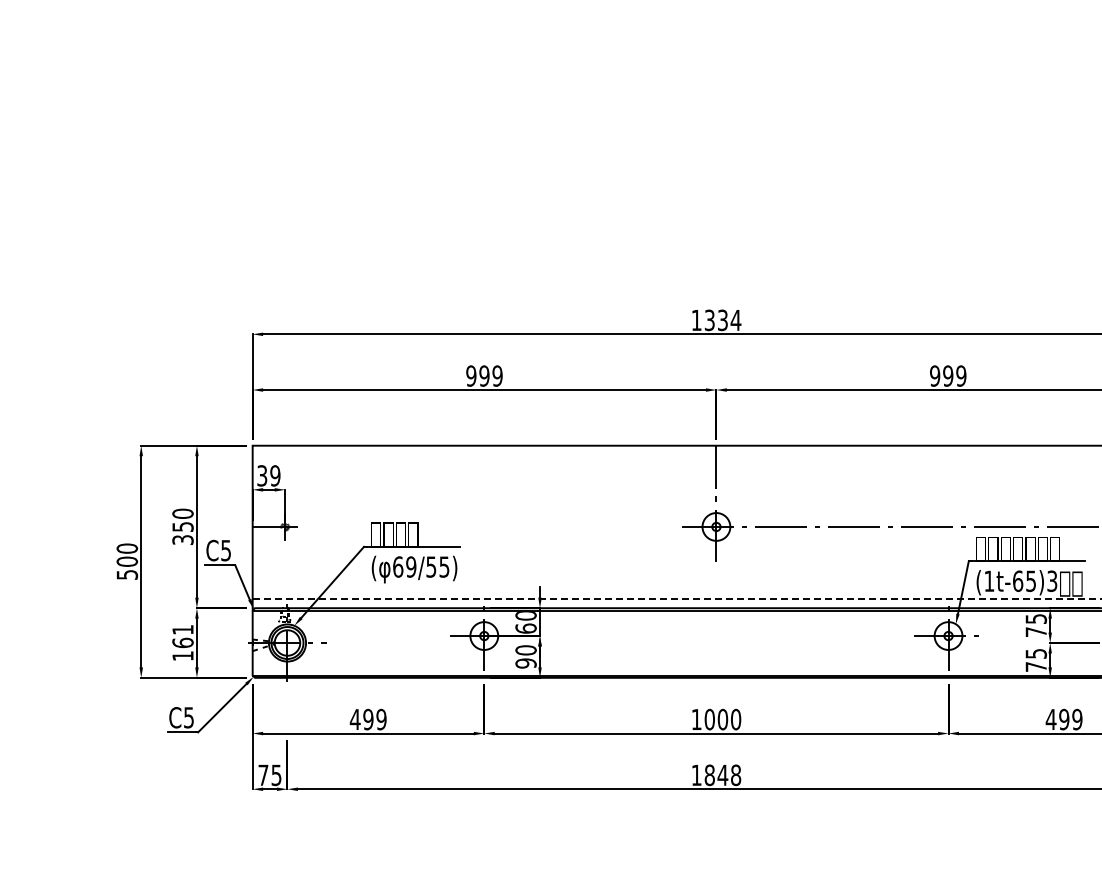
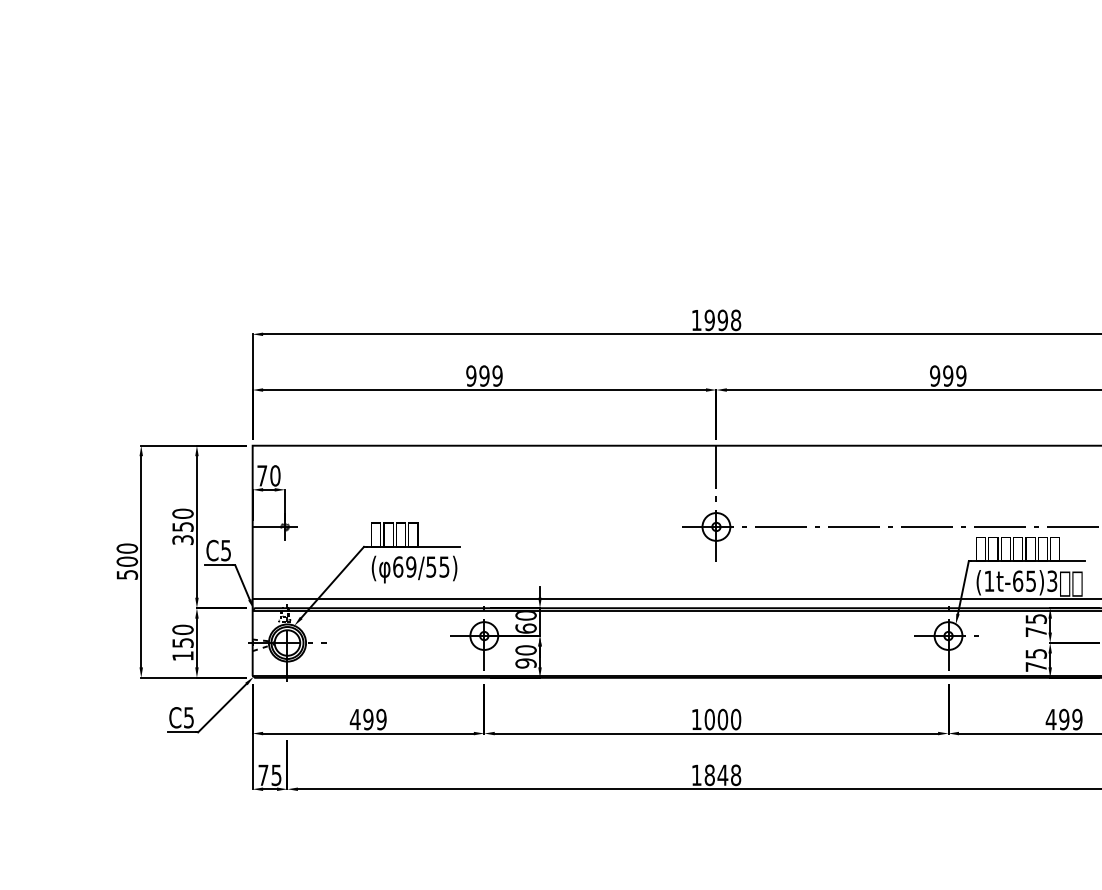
text: 1334 -> 1998 (722, 320)
text: 39 -> 70 (268, 475)
line: dashed -> solid (677, 598)
text: 161 -> 150 (182, 636)
